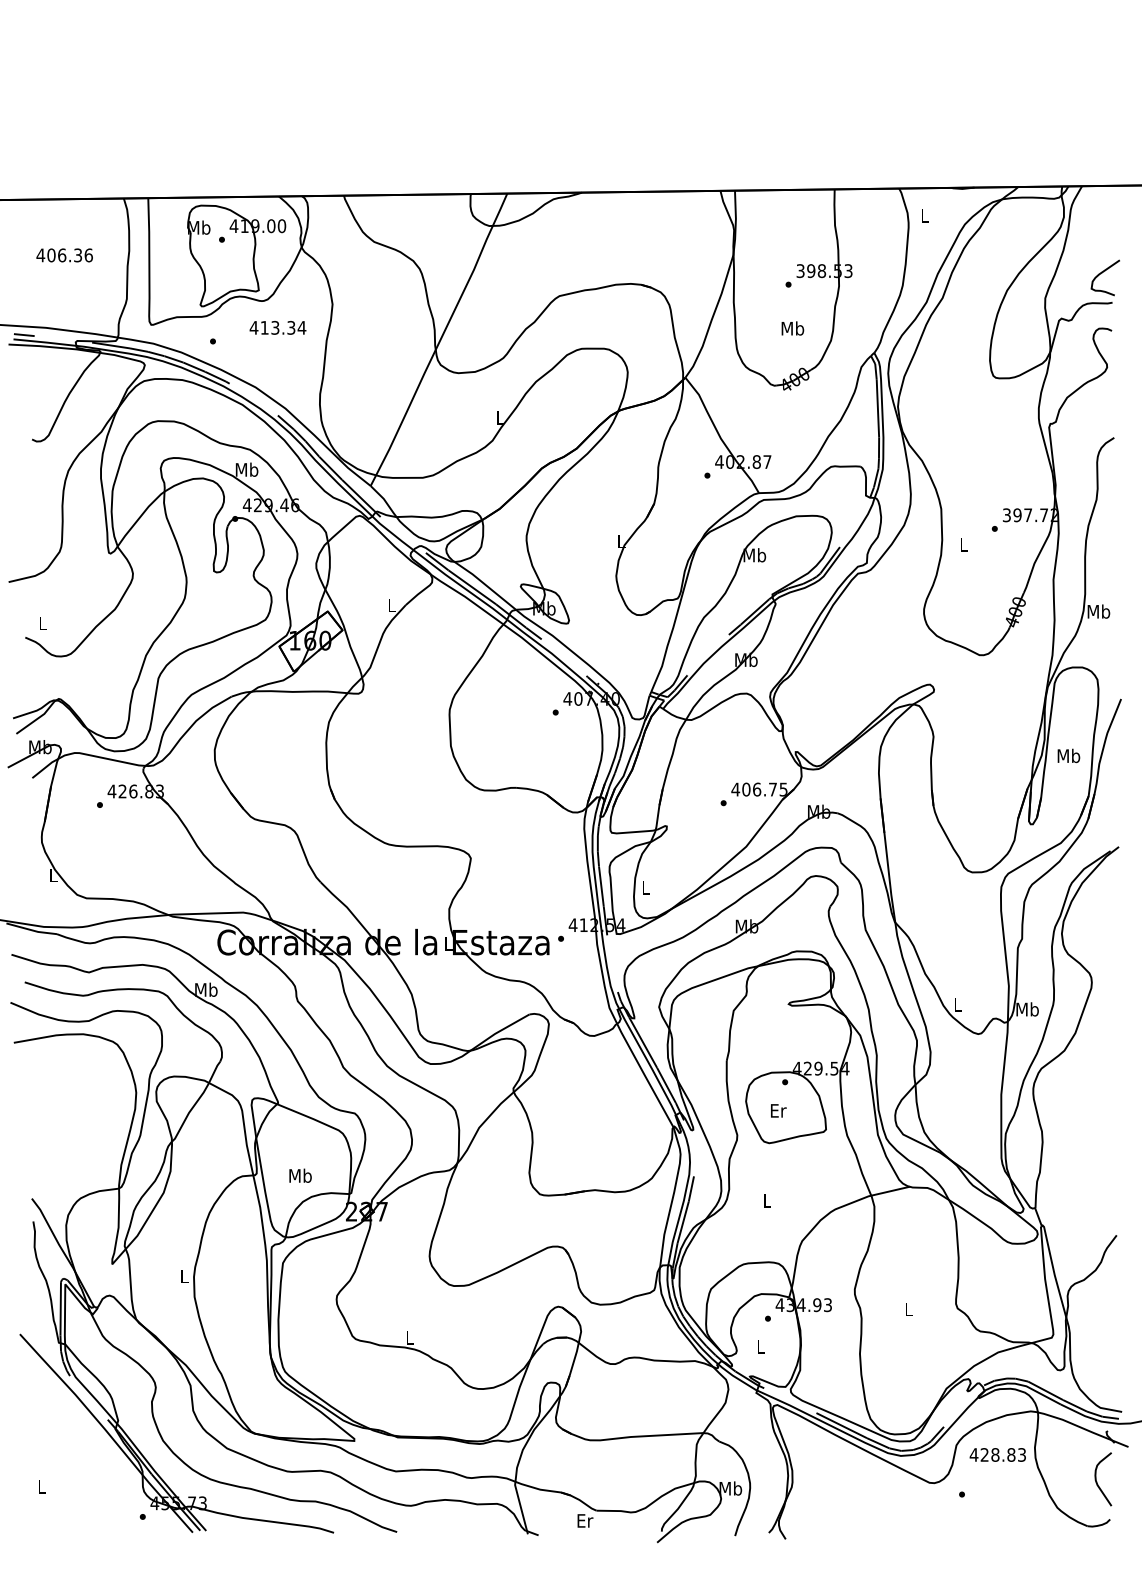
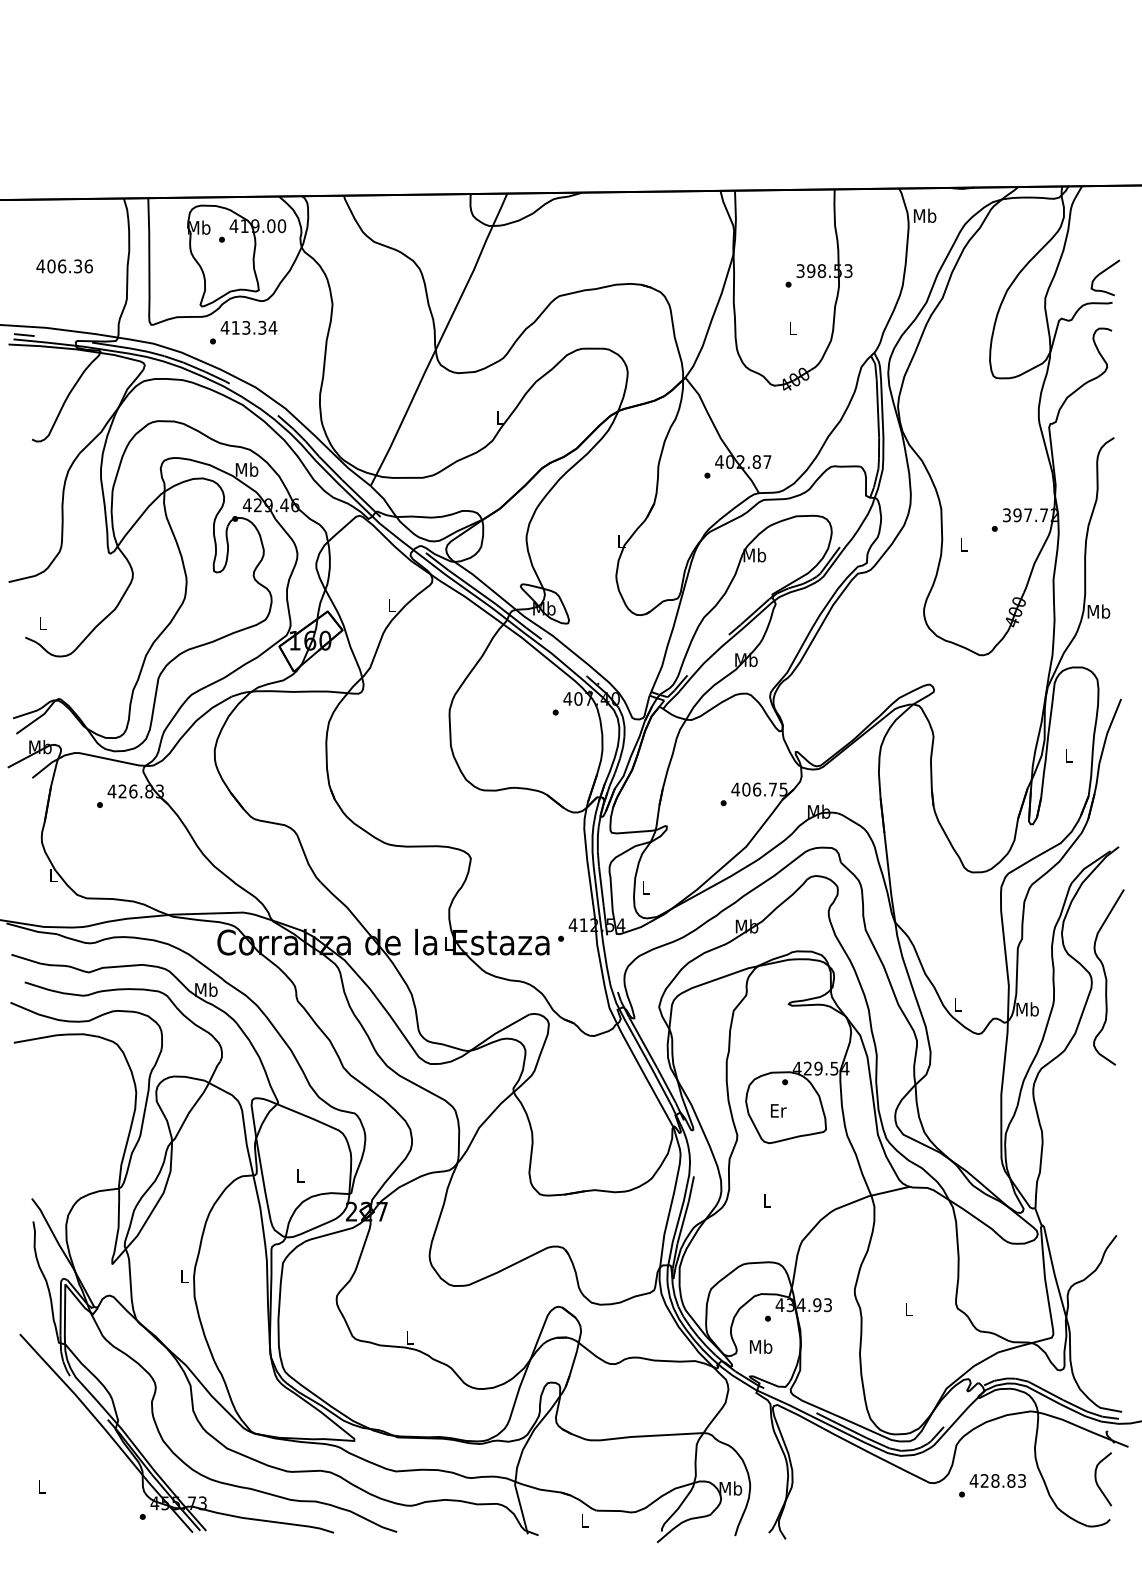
text: L -> Mb (925, 215)
text position: (64, 255) -> (64, 266) (64, 266)
text position: (277, 327) -> (248, 327) (248, 327)
text: Mb -> L (792, 328)
text: Mb -> L (1068, 755)
curve: none -> present (1106, 977)
text: Mb -> L (300, 1175)
text: L -> Mb (760, 1346)
text position: (997, 1454) -> (997, 1480) (997, 1480)
text: Er -> L (585, 1520)
